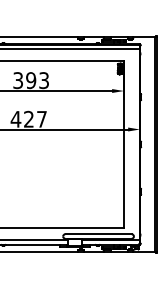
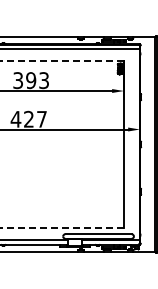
line: solid -> dashed (62, 61)
line: solid -> dashed (62, 227)
